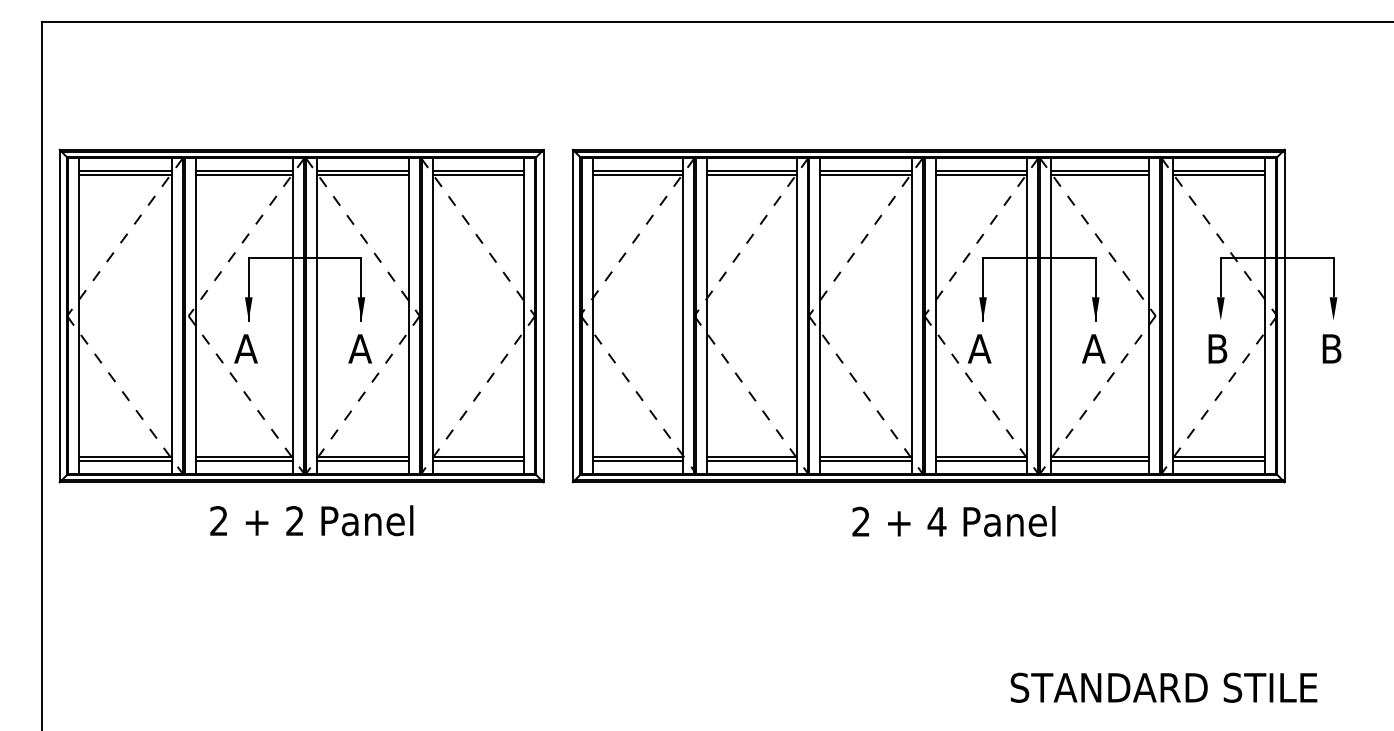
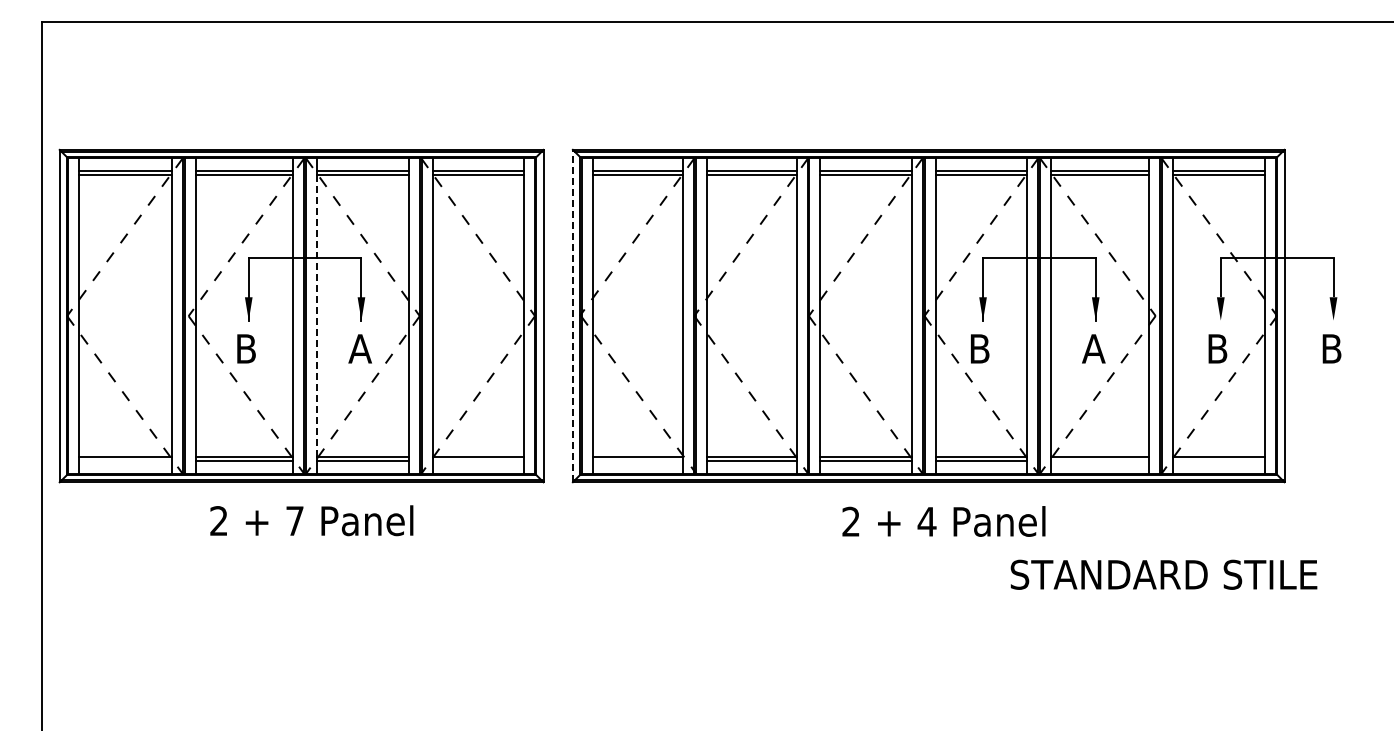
line: solid -> dashed (317, 315)
line: solid -> dashed (572, 315)
text: A -> B (245, 348)
text: A -> B (979, 348)
line: present -> none (125, 460)
line: present -> none (477, 460)
line: present -> none (637, 460)
line: present -> none (1099, 460)
line: present -> none (1218, 460)
text: 2 -> 7 (294, 520)
text position: (953, 521) -> (943, 521) (943, 521)
text position: (1163, 687) -> (1163, 574) (1163, 574)
